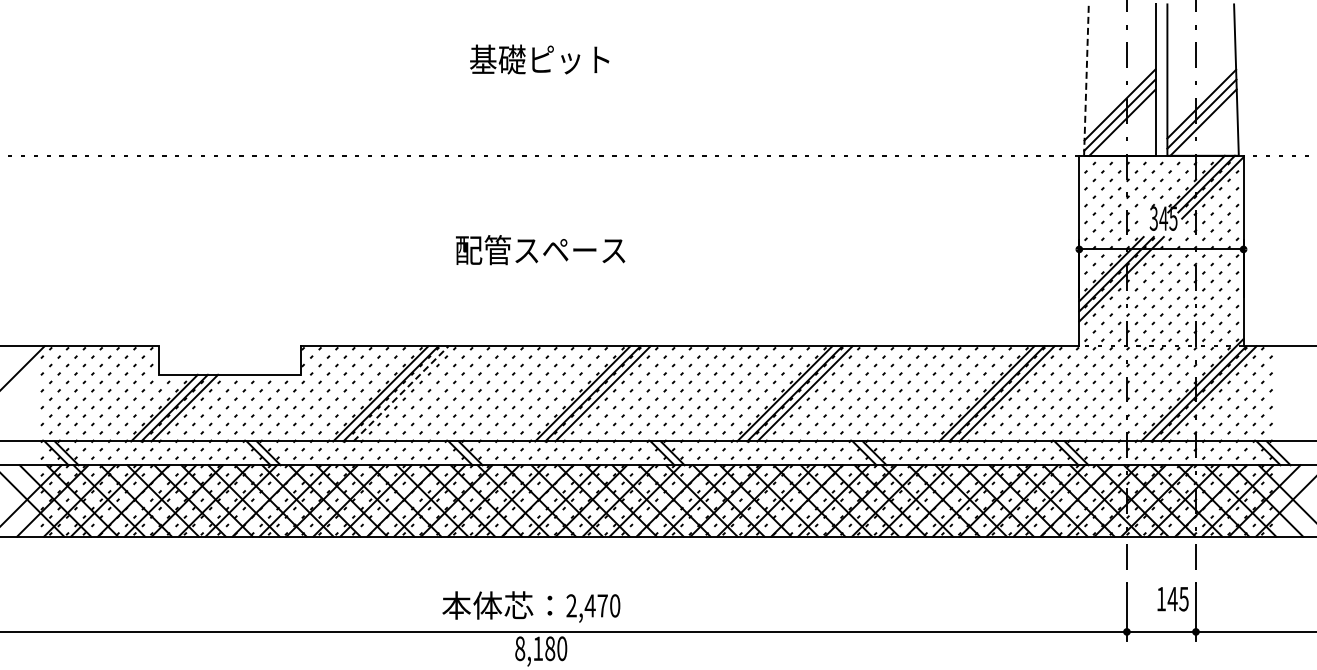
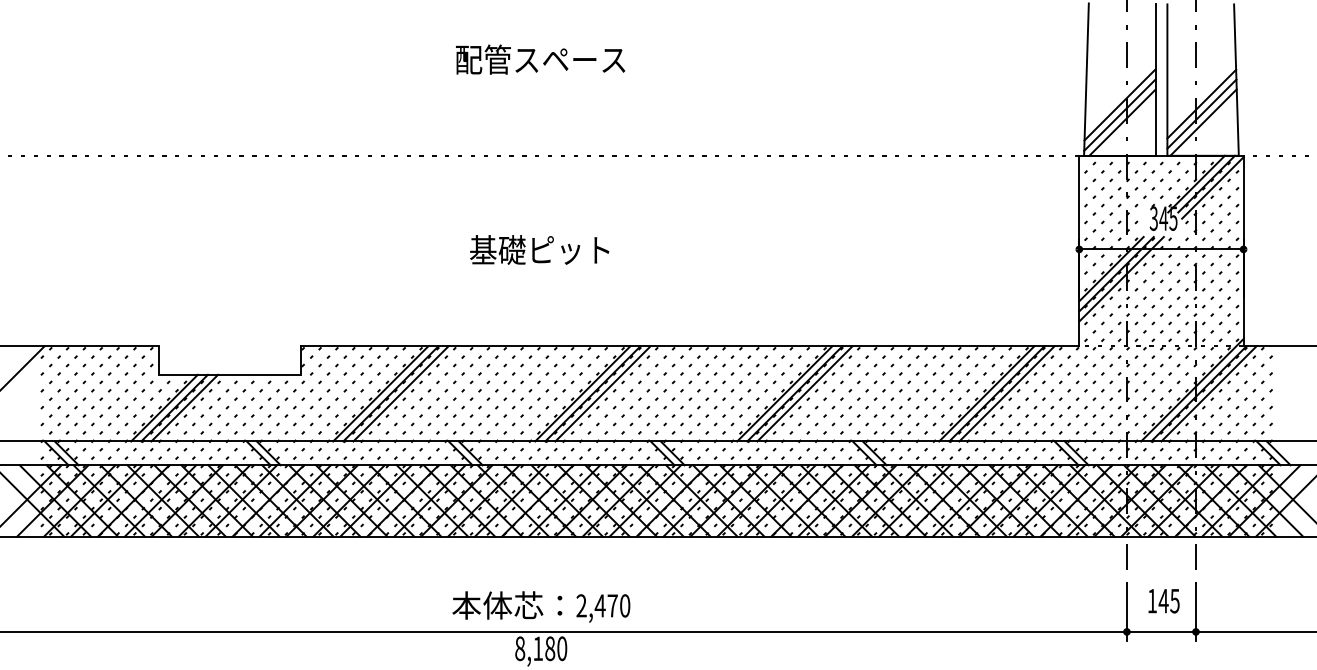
text: 基礎ピット -> 配管スペース (540, 59)
line: dashed -> solid (1086, 79)
text: 配管スペース -> 基礎ピット (540, 250)
line: dashed -> solid (401, 393)
text position: (1172, 599) -> (1163, 601) (1163, 601)
text position: (531, 606) -> (541, 606) (541, 606)
